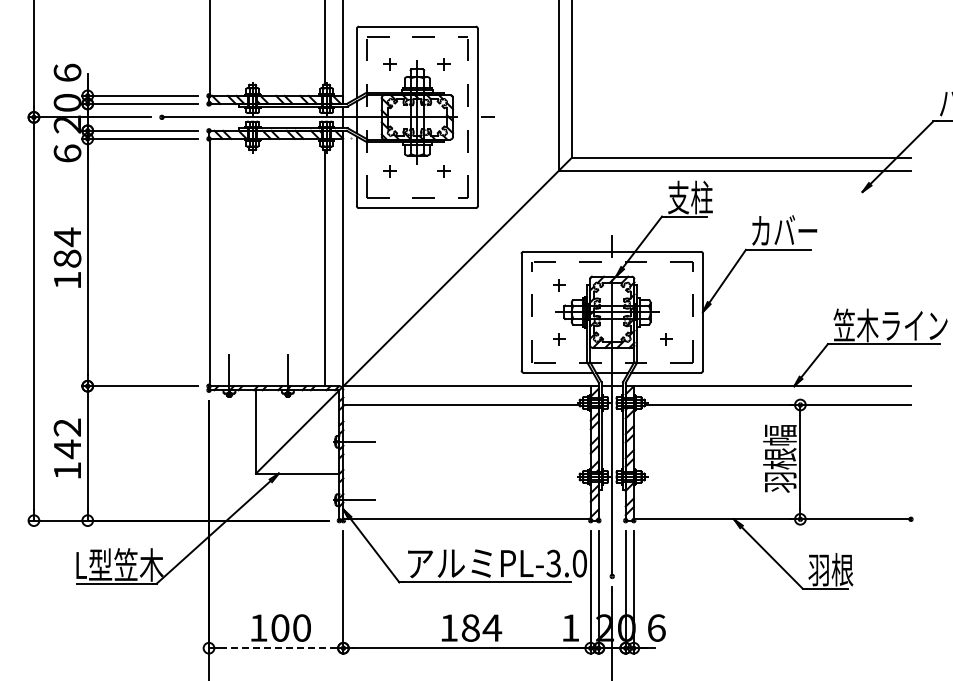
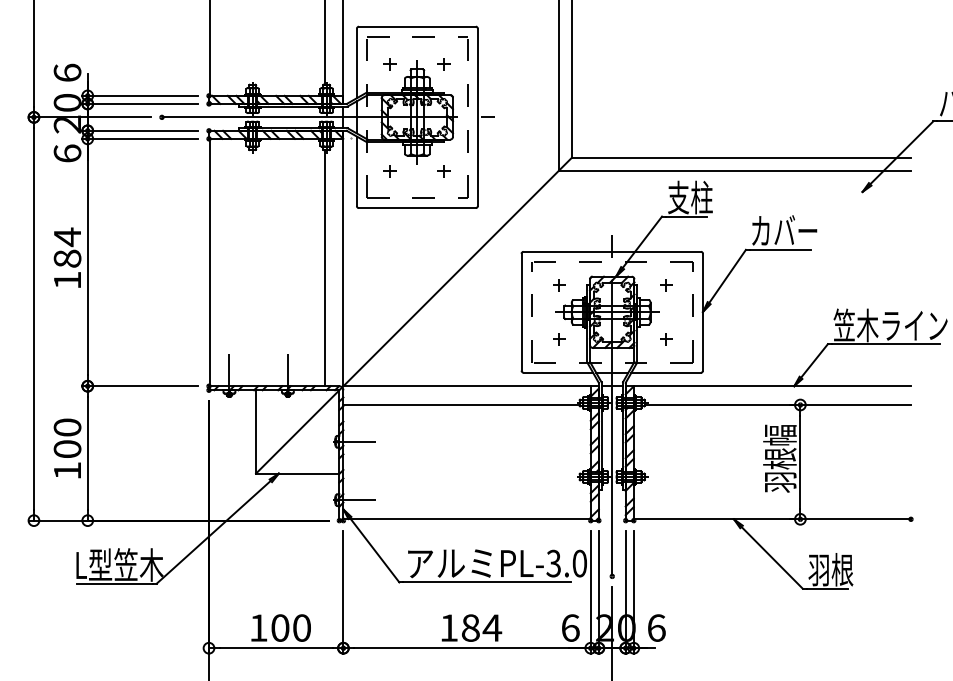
part: none -> present (666, 285)
text: 142 -> 100 (67, 438)
text: 1 -> 6 (570, 627)
line: dashed -> solid (276, 648)
